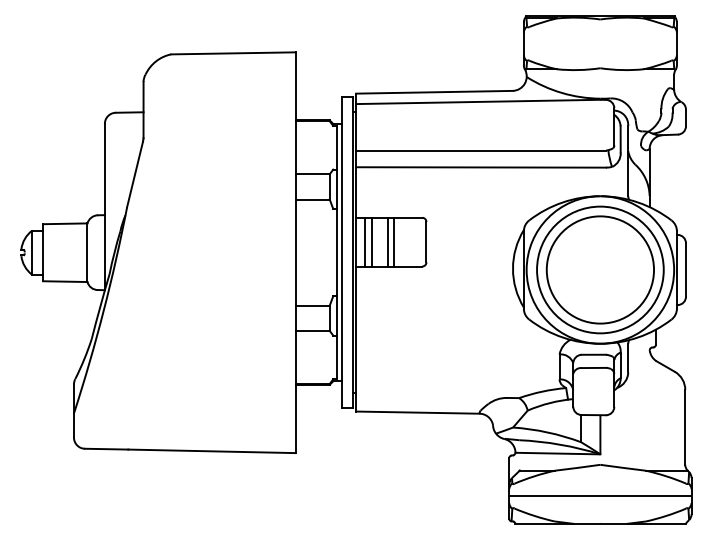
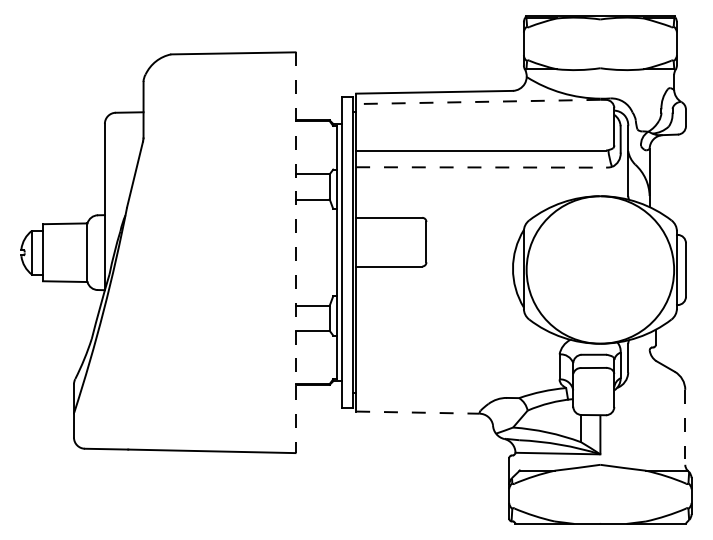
line: solid -> dashed (477, 101)
line: solid -> dashed (481, 167)
line: present -> none (365, 241)
line: present -> none (371, 241)
line: present -> none (387, 241)
line: present -> none (394, 241)
line: solid -> dashed (295, 253)
part: present -> none (600, 269)
line: solid -> dashed (417, 412)
line: solid -> dashed (685, 427)
line: present -> none (599, 495)
